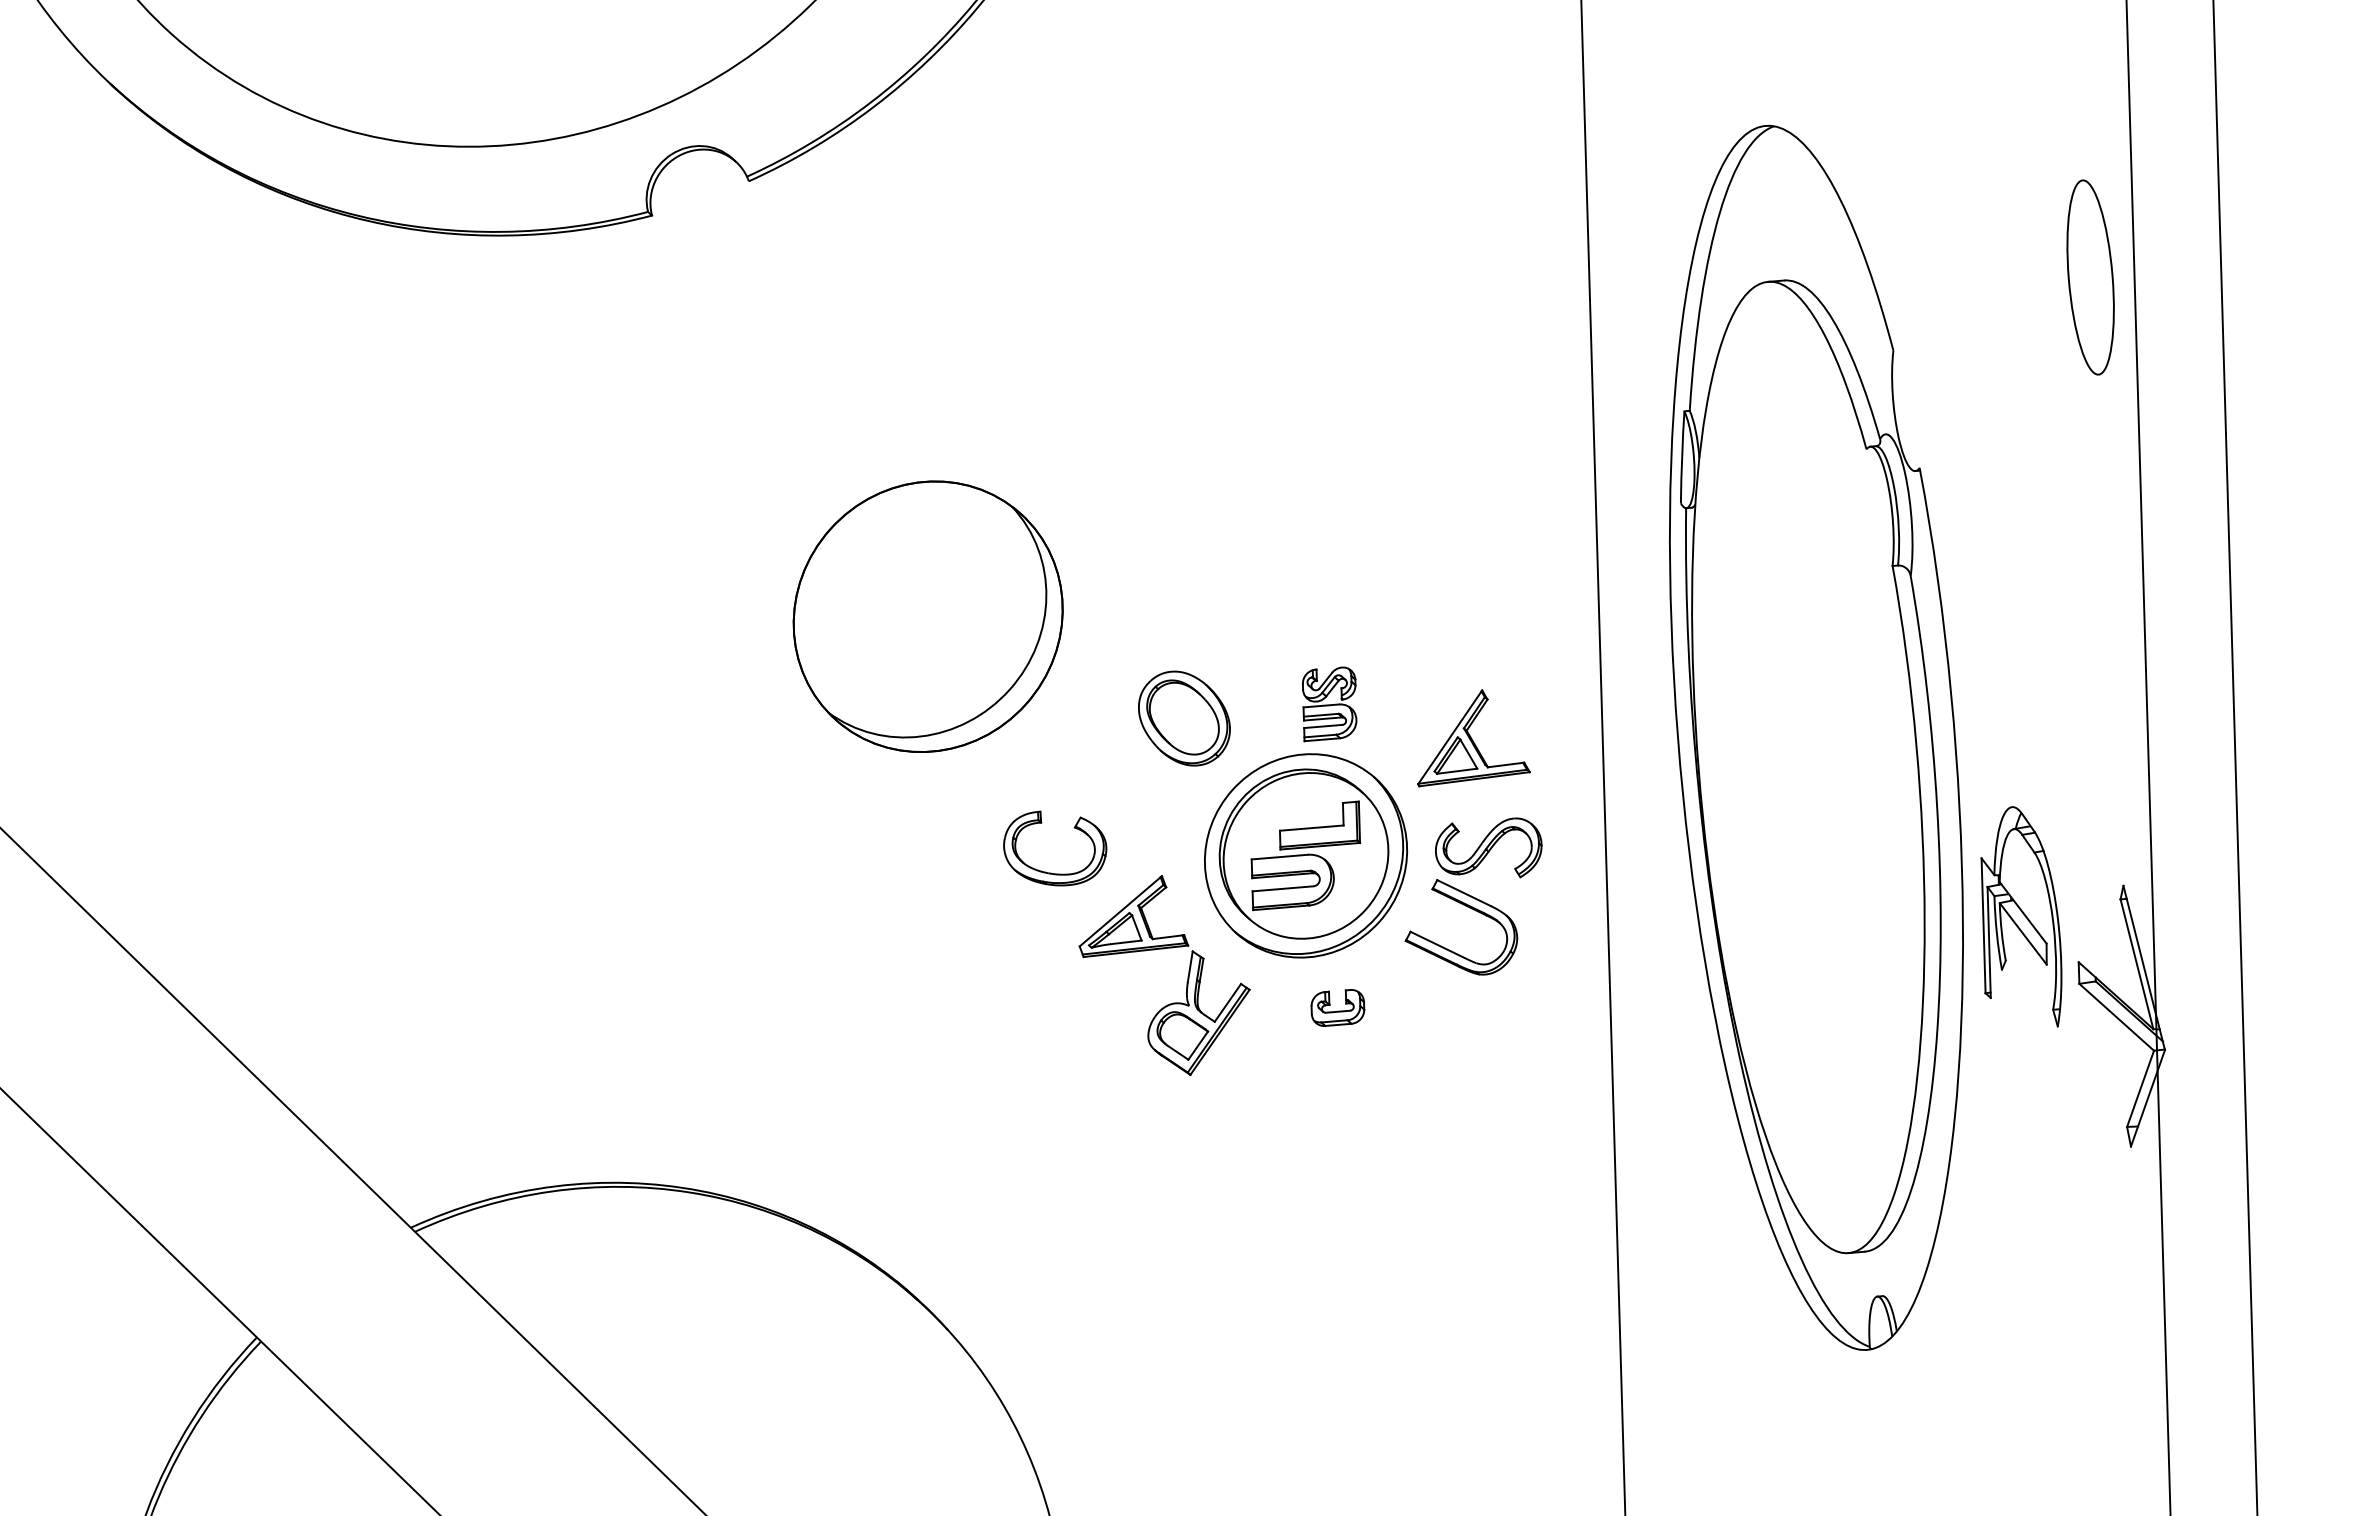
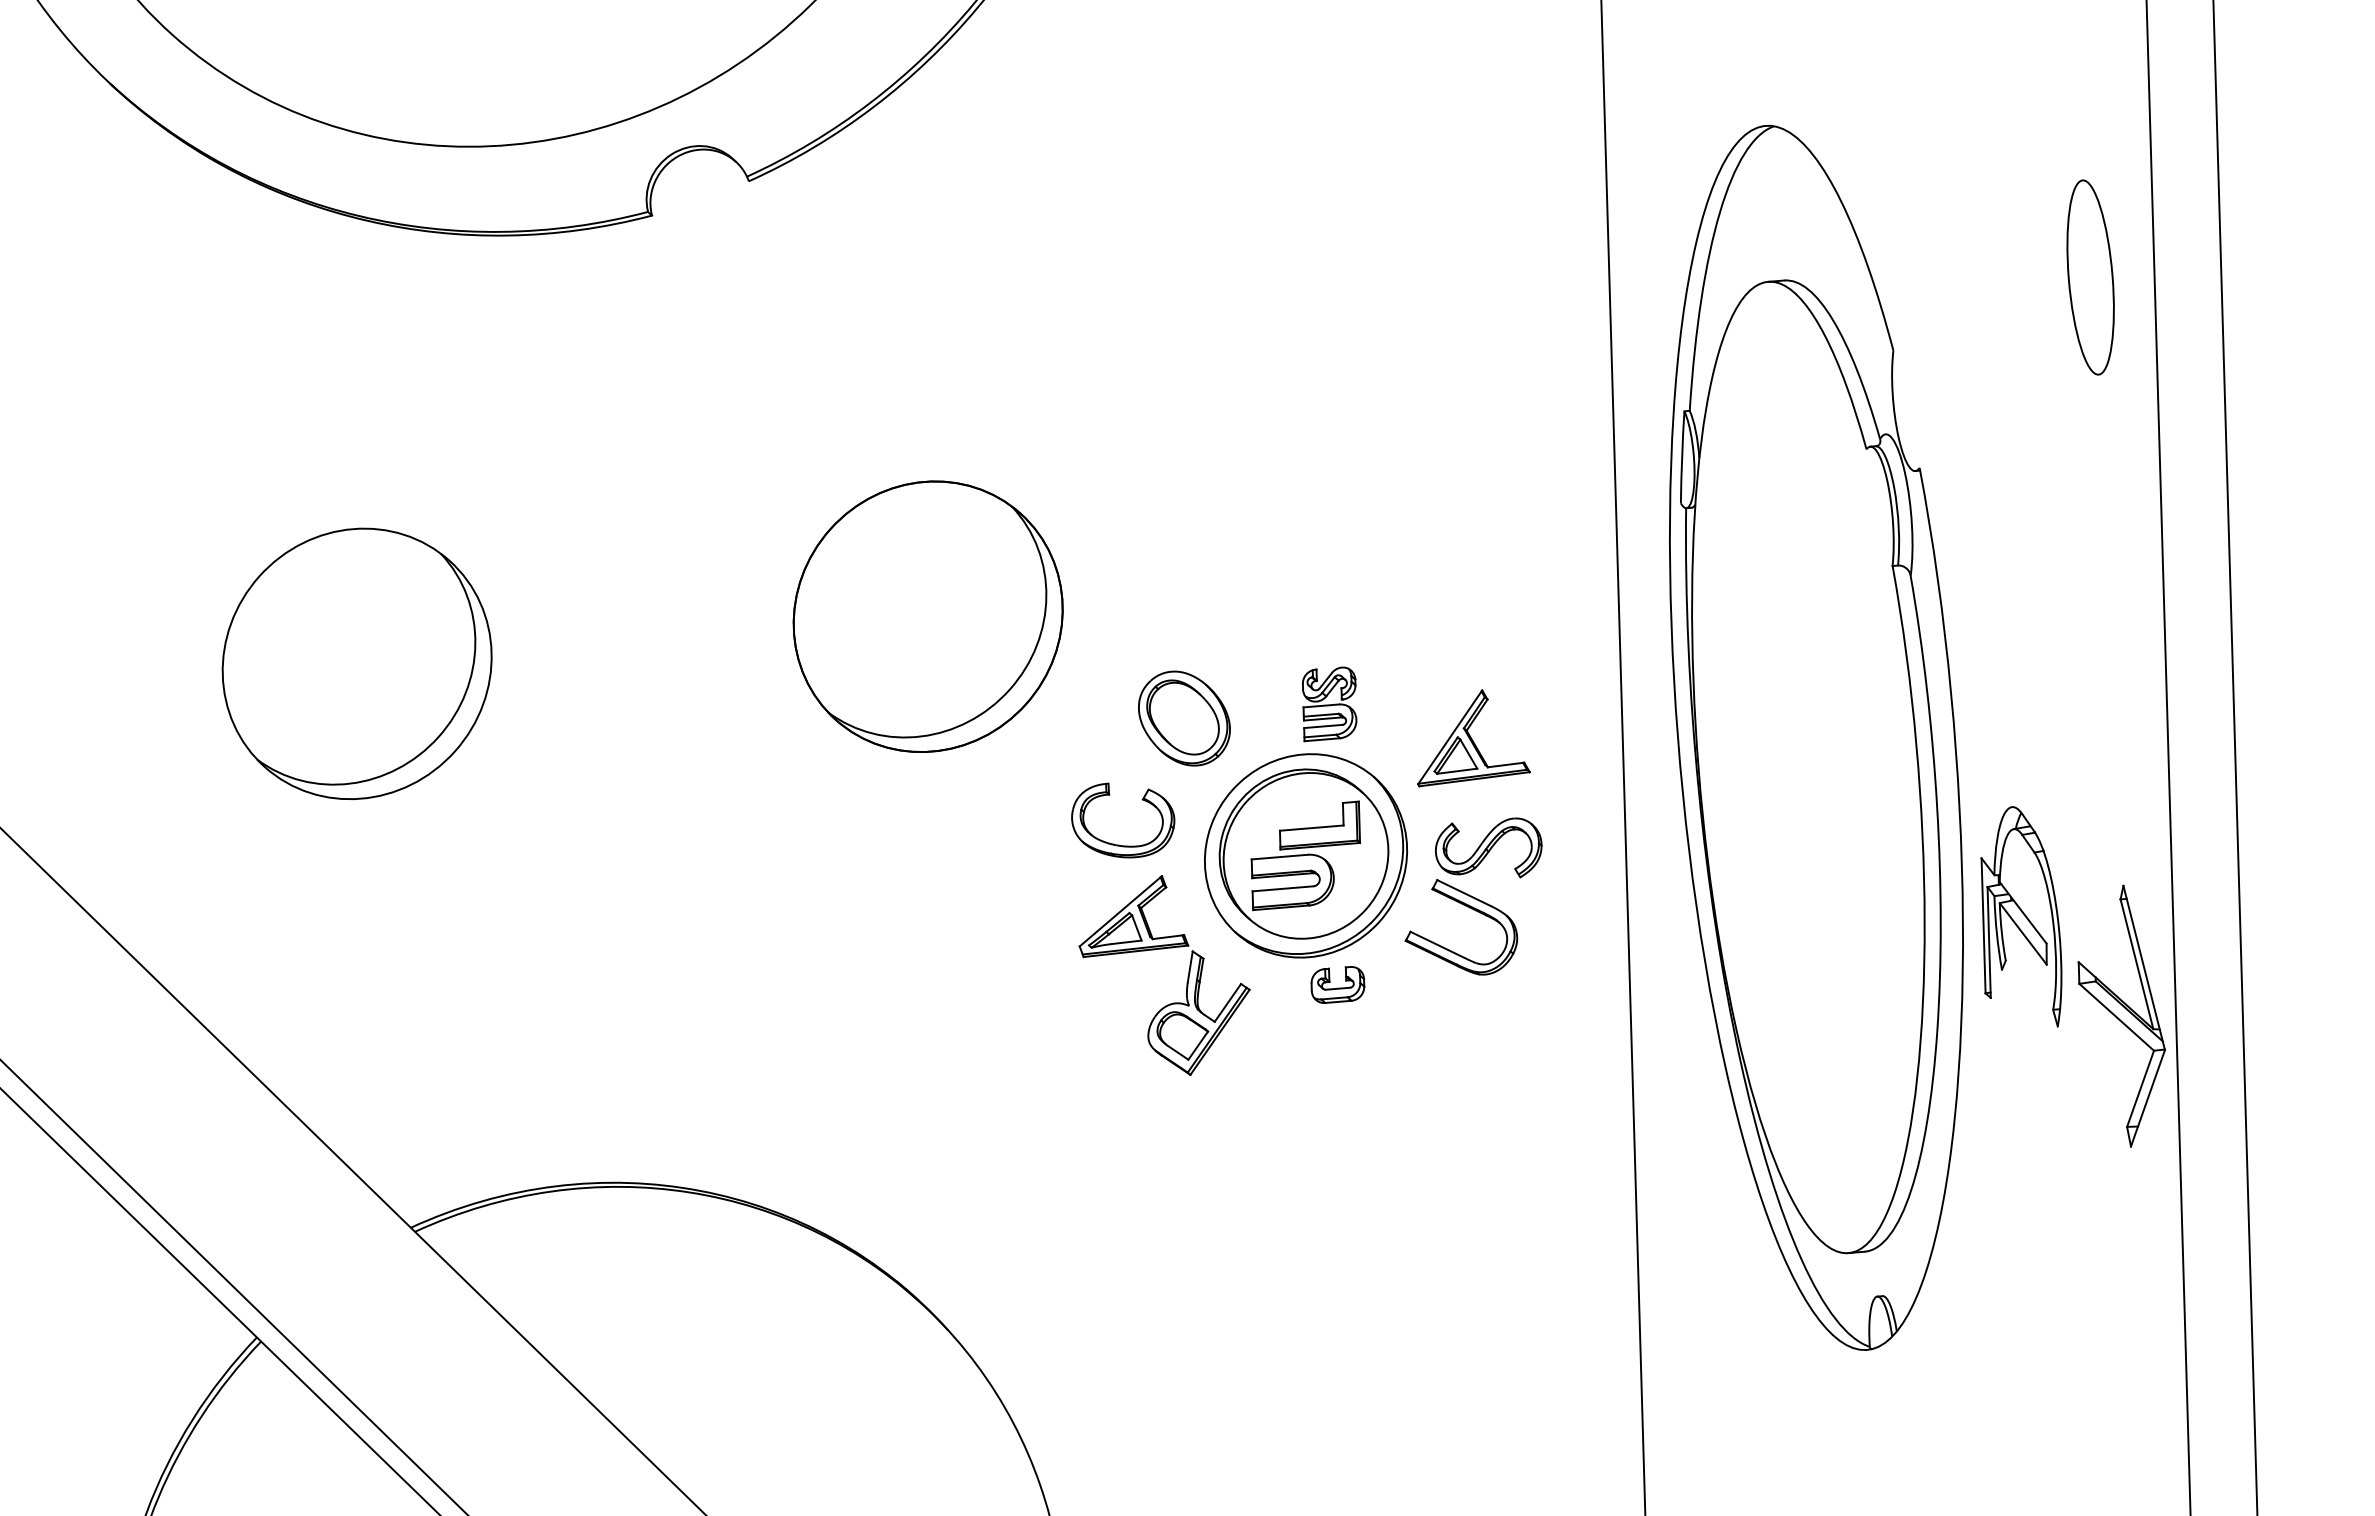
part: none -> present (356, 663)
line position: (1603, 757) -> (1623, 757) (1623, 757)
line position: (2148, 757) -> (2168, 757) (2168, 757)
part position: (1051, 872) -> (1119, 844) (1119, 844)
part position: (1337, 1007) -> (1337, 984) (1337, 984)
line: none -> present (233, 1286)
